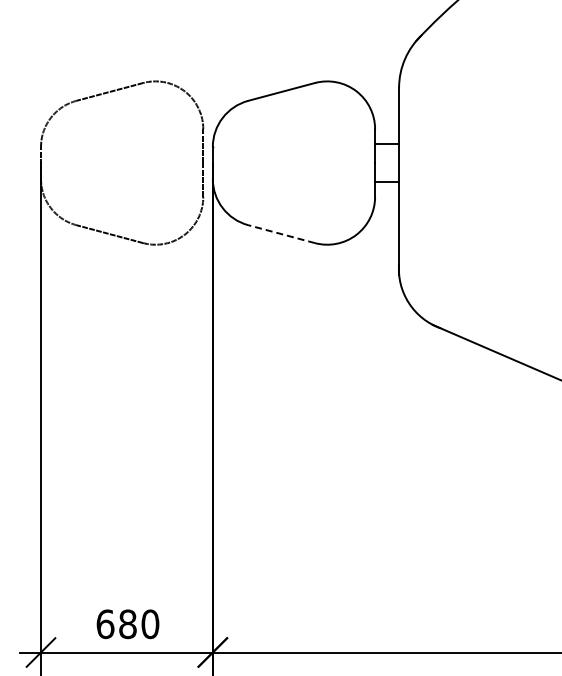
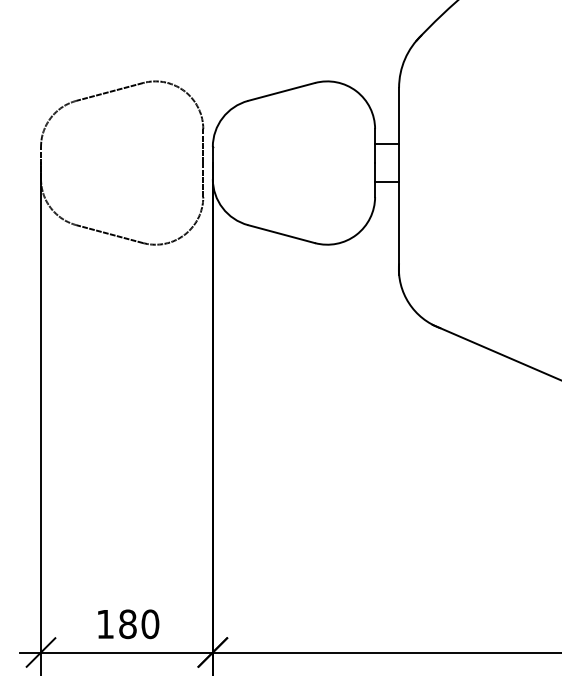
line: dashed -> solid (281, 234)
text: 680 -> 180 (105, 624)
